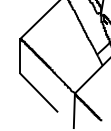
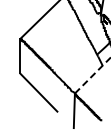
line: solid -> dashed (93, 75)
